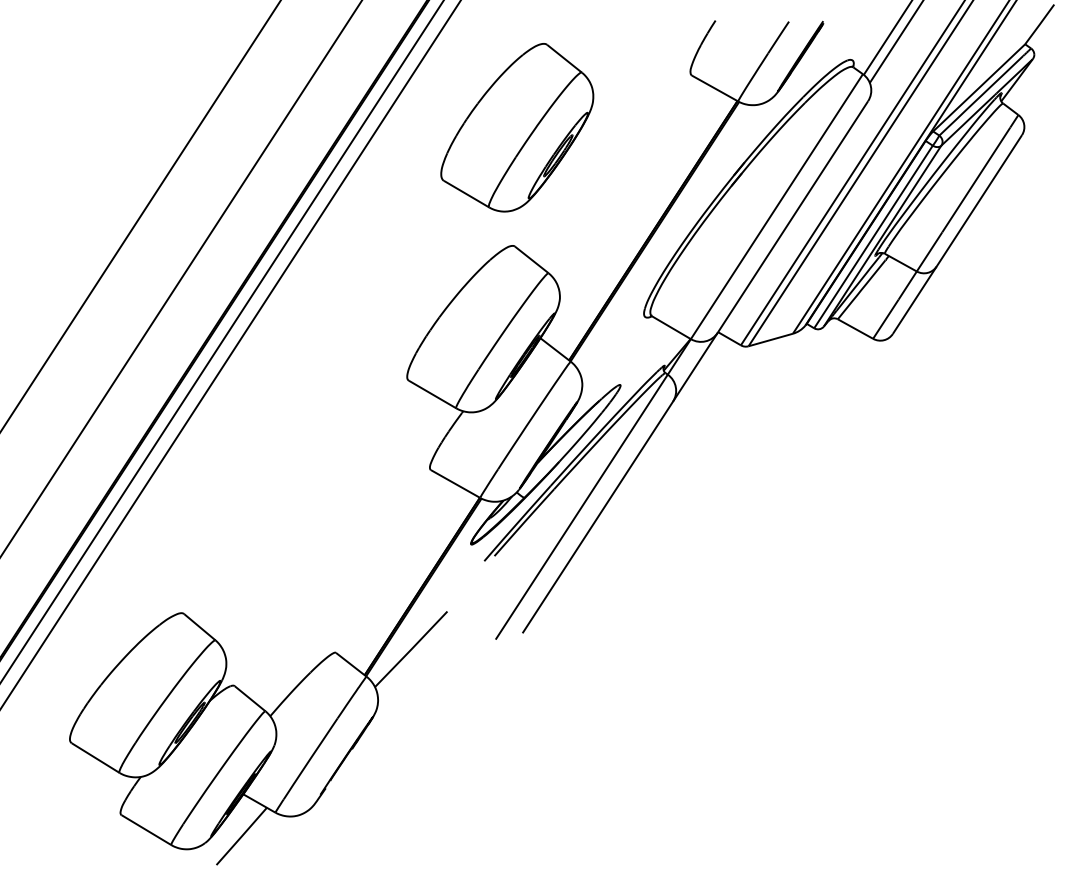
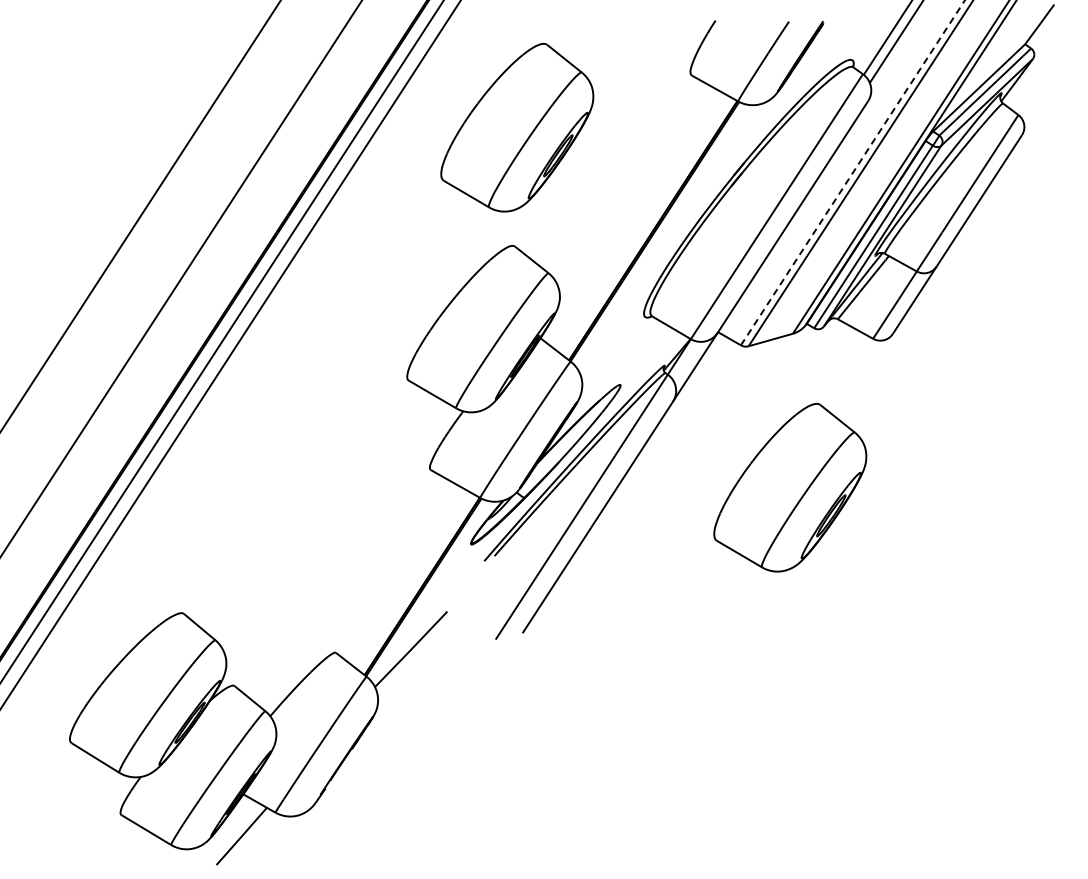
line: solid -> dashed (853, 172)
part: none -> present (790, 487)
